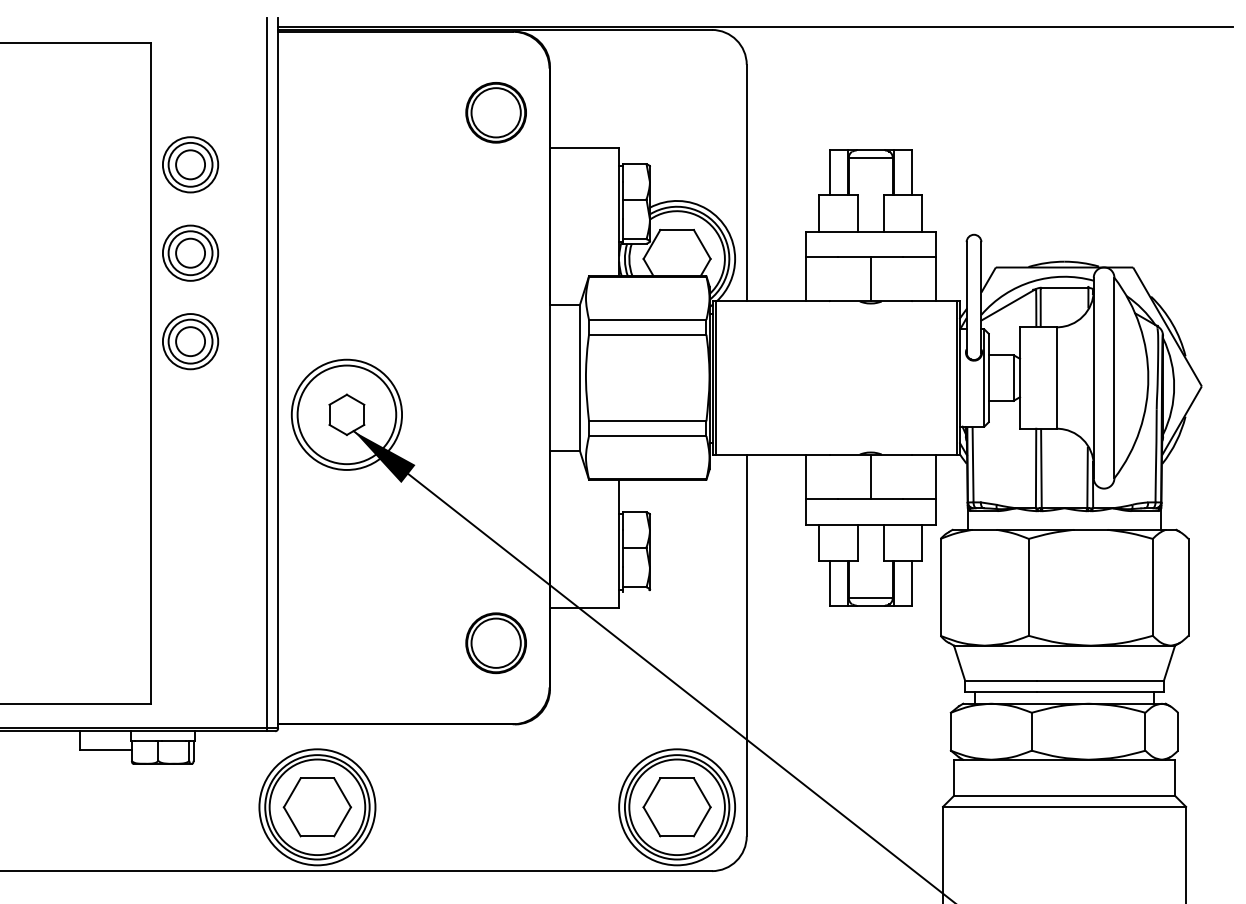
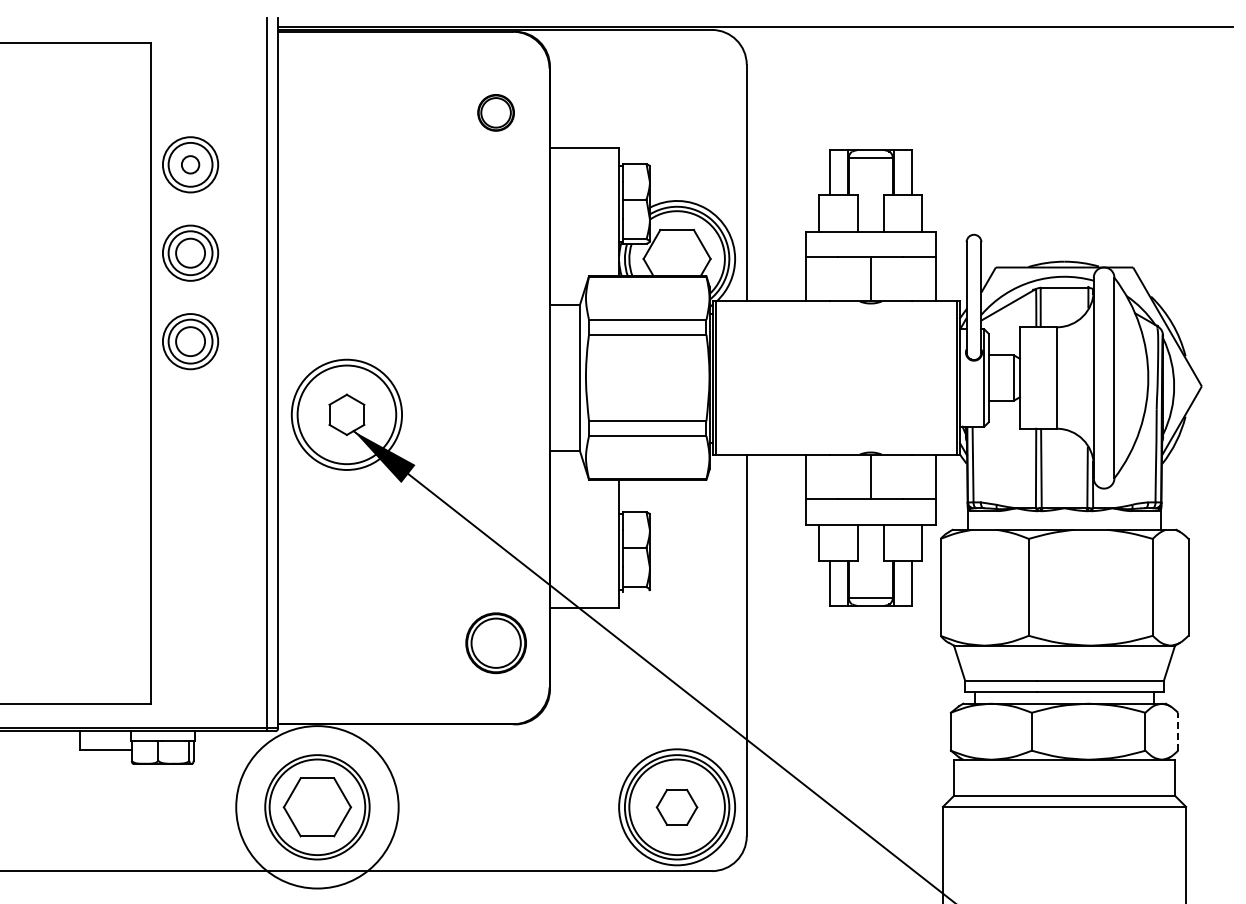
part size: 62x62 px -> 38x38 px (495, 112)
circle diameter: 29 px -> 17 px (190, 164)
line: solid -> dashed (1178, 731)
circle diameter: 116 px -> 162 px (317, 807)
part size: 70x61 px -> 44x38 px (676, 806)
